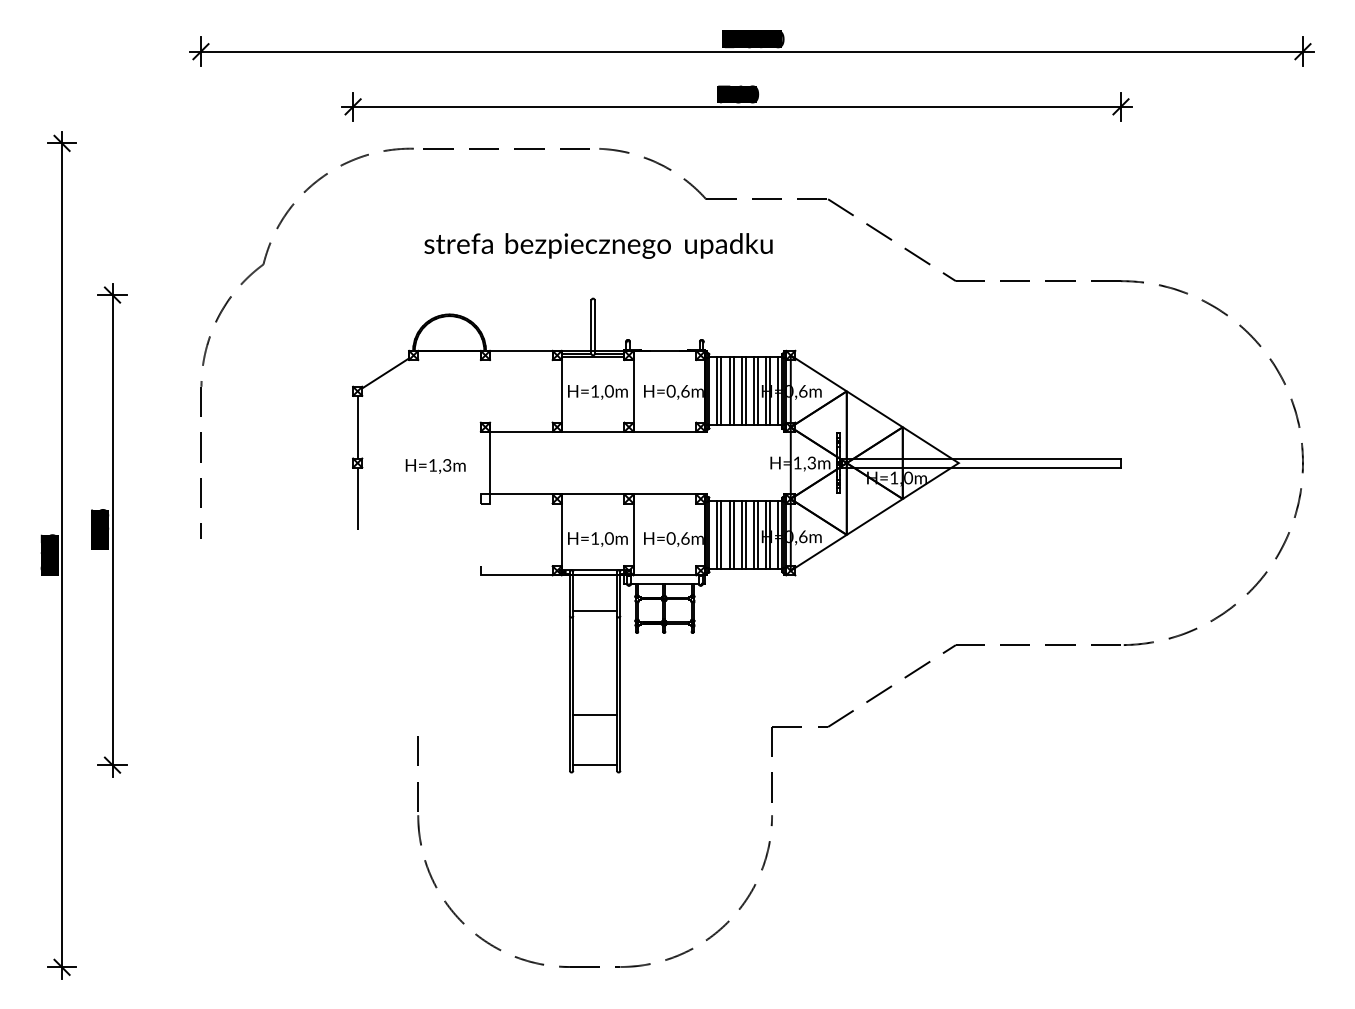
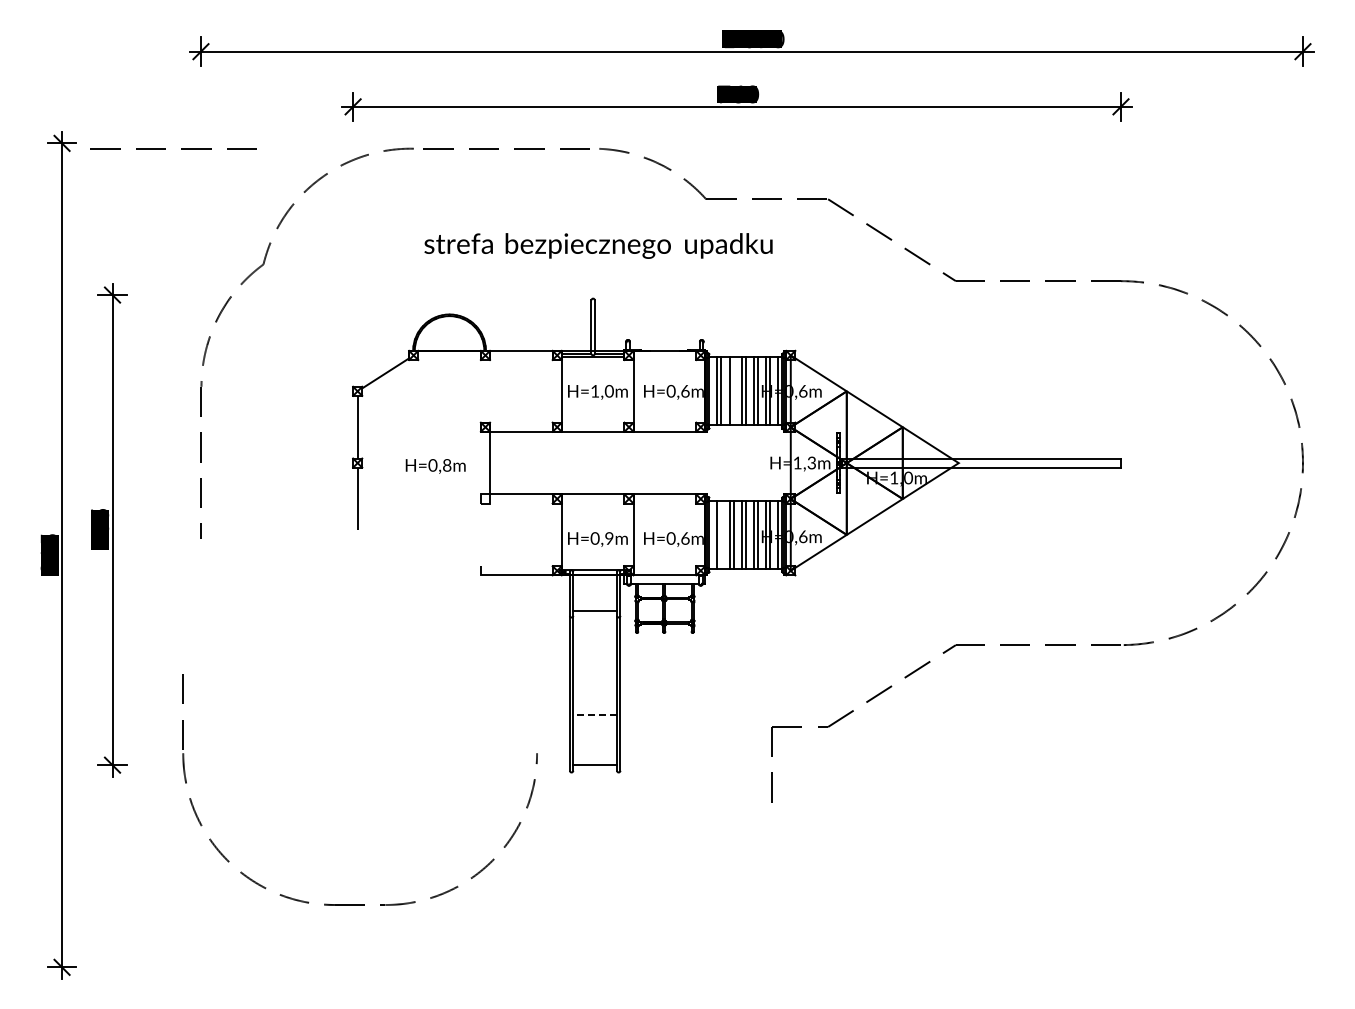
line: none -> present (165, 148)
line: present -> none (733, 391)
text: H=1,3m -> H=0,8m (439, 465)
line: present -> none (721, 534)
text: H=1,0m -> H=0,9m (601, 538)
line: solid -> dashed (595, 714)
part position: (594, 966) -> (359, 904) (359, 904)
